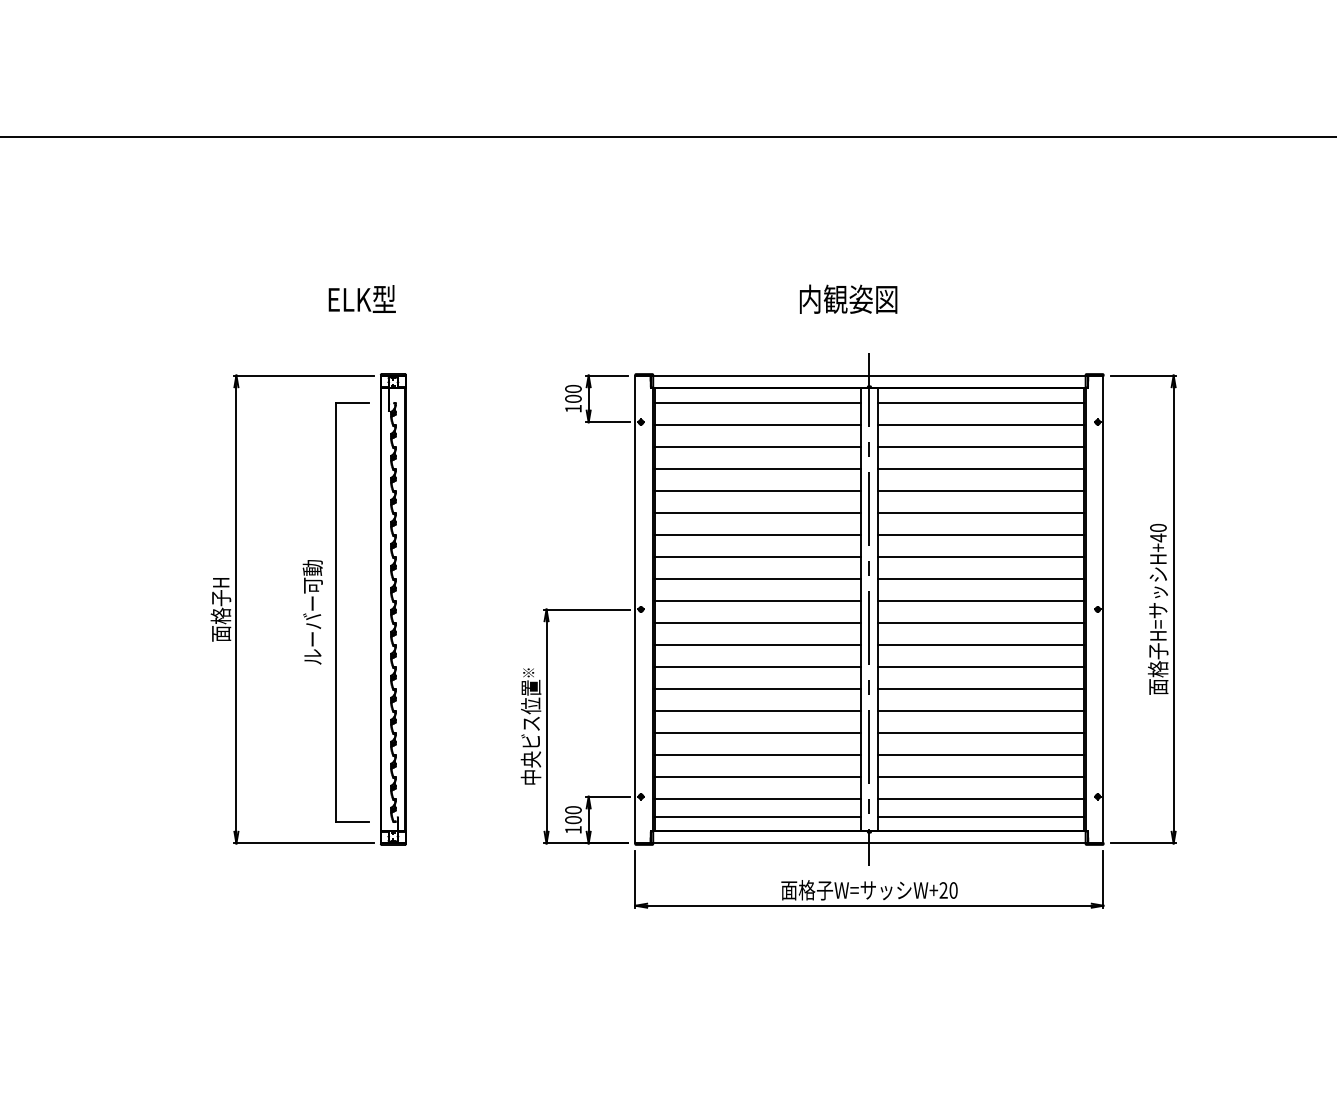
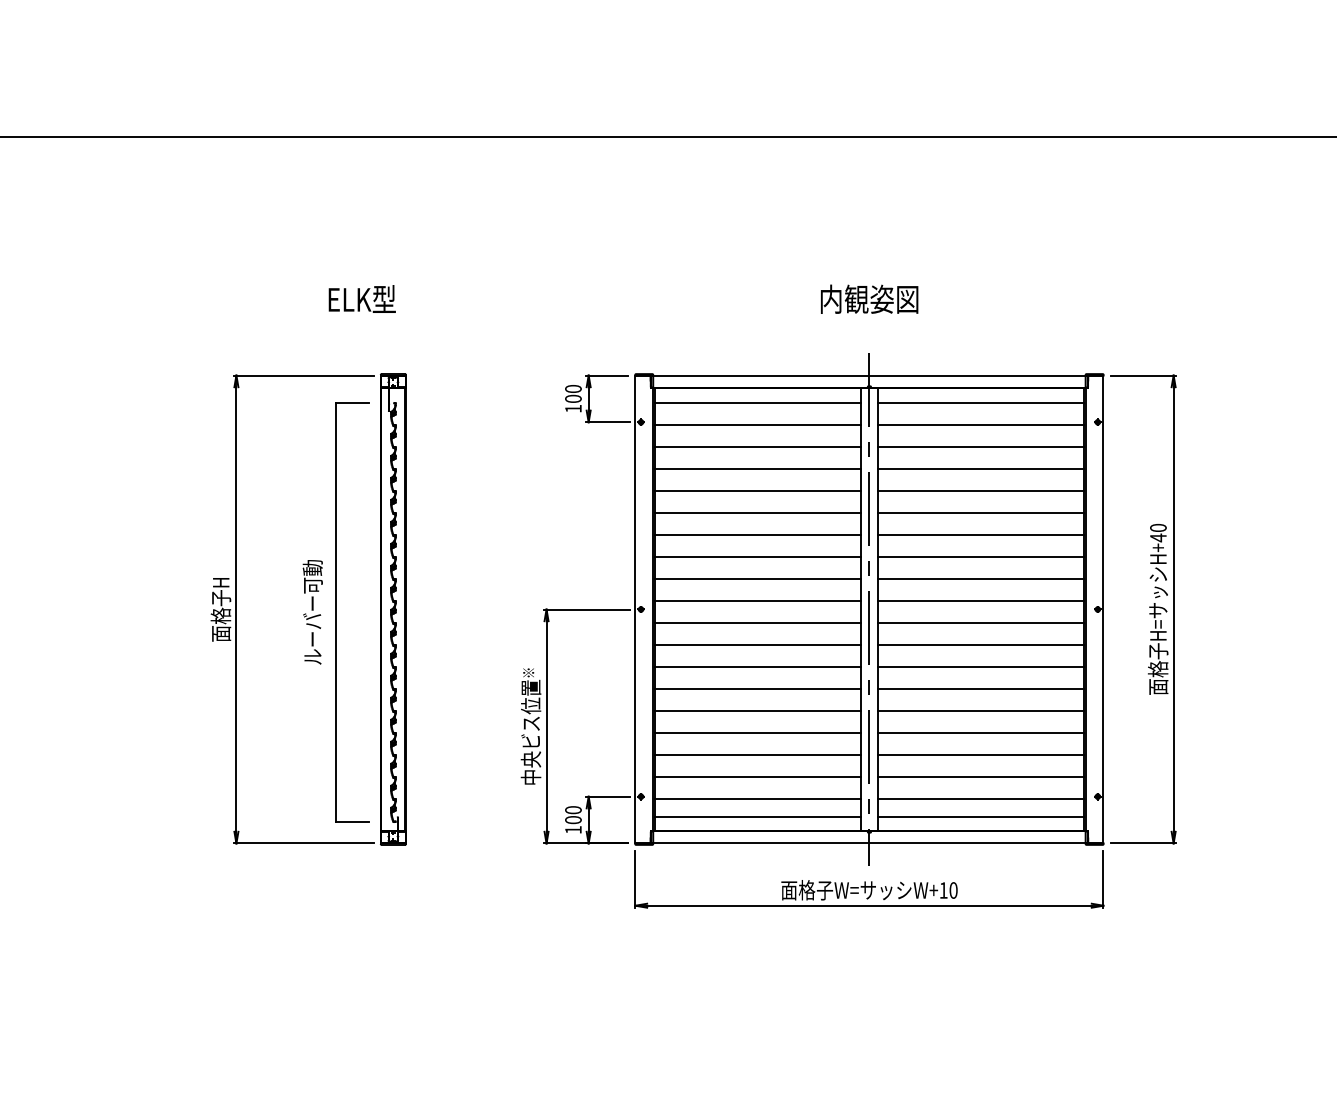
text position: (848, 298) -> (869, 298) (869, 298)
text: W+20 -> W+10 (943, 890)
